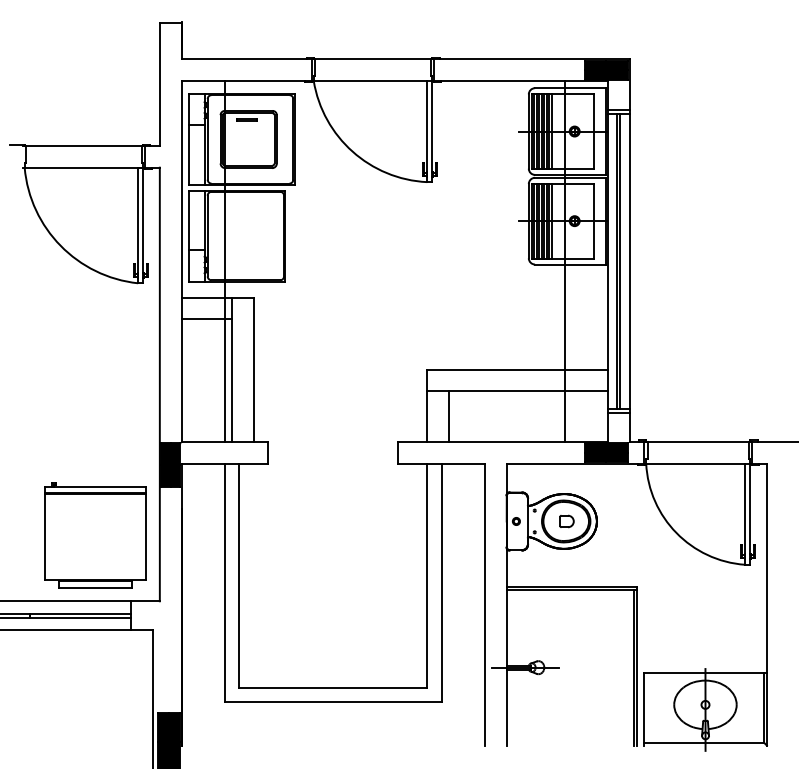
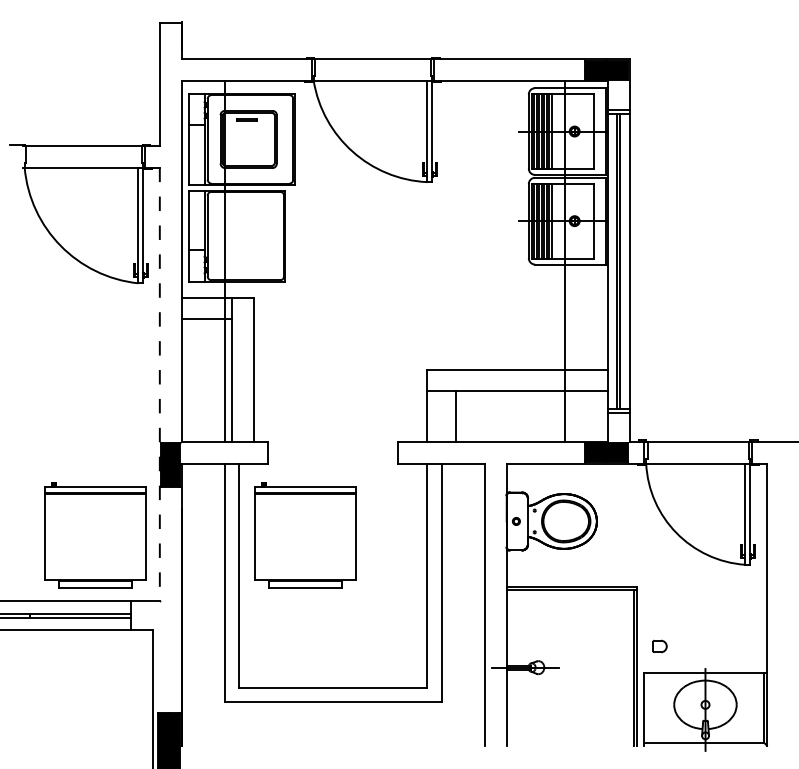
line: solid -> dashed (159, 384)
line position: (448, 416) -> (455, 416) (455, 416)
part position: (566, 521) -> (659, 646) (659, 646)
part: none -> present (305, 535)
